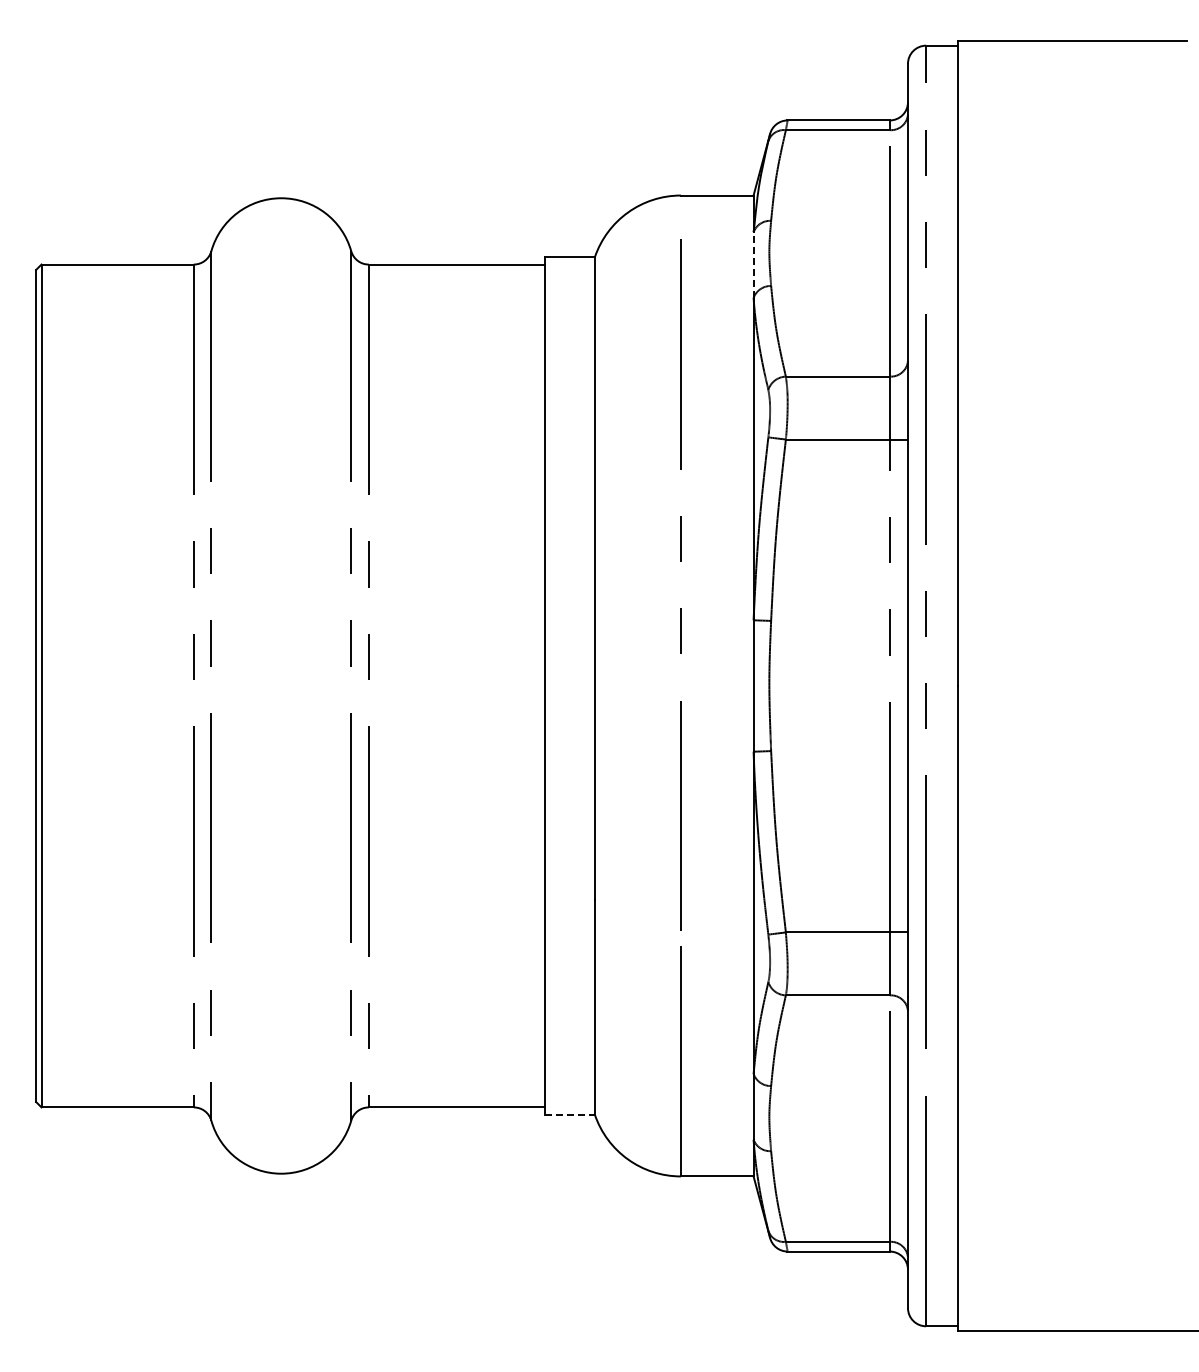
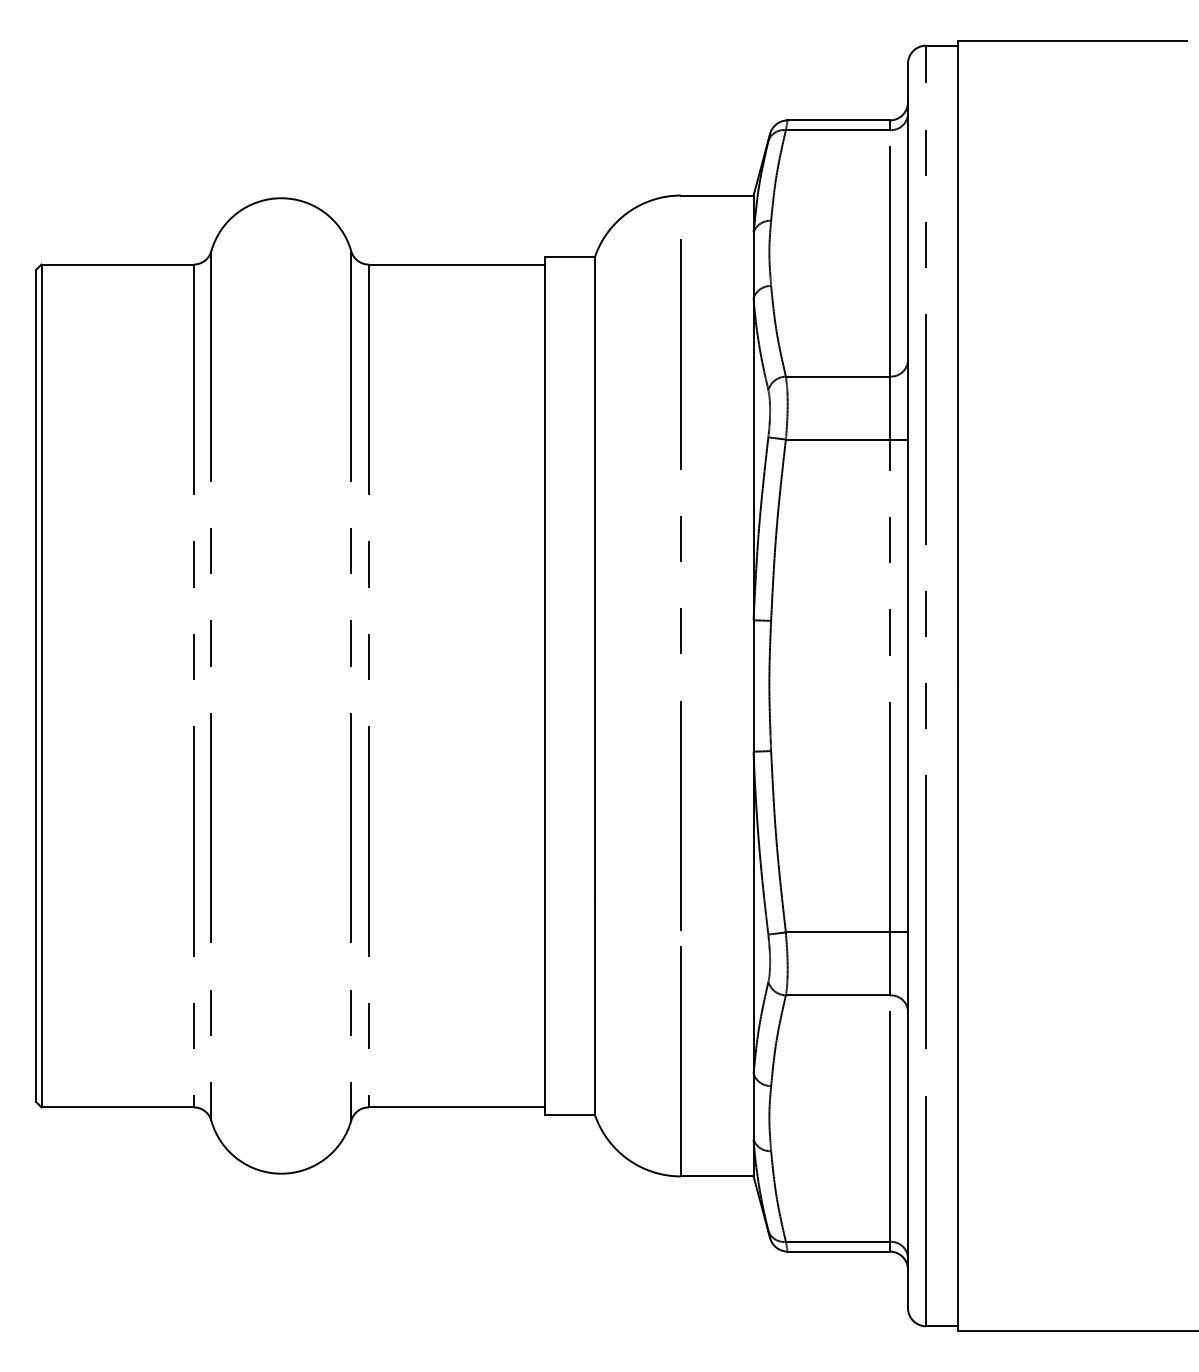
line: dashed -> solid (753, 265)
line: dashed -> solid (570, 1114)
